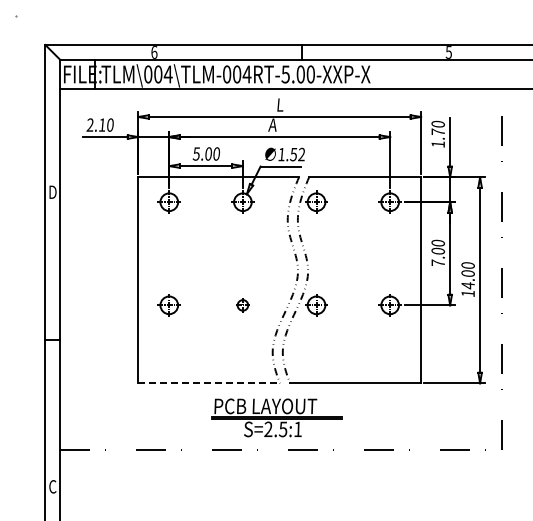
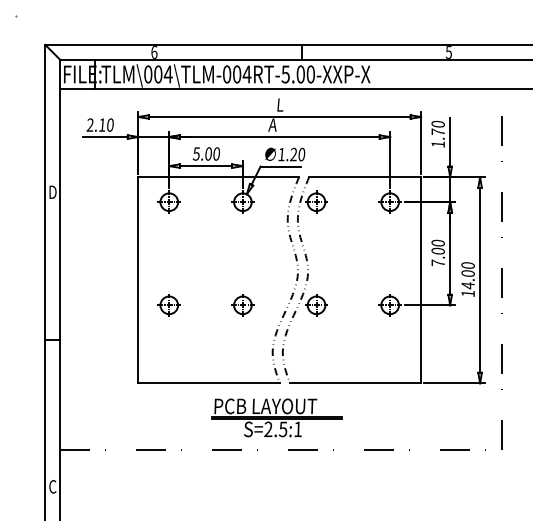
text: 1.52 -> 1.20 (297, 154)
part size: 14x15 px -> 24x23 px (242, 305)
line: dashed -> solid (209, 383)
